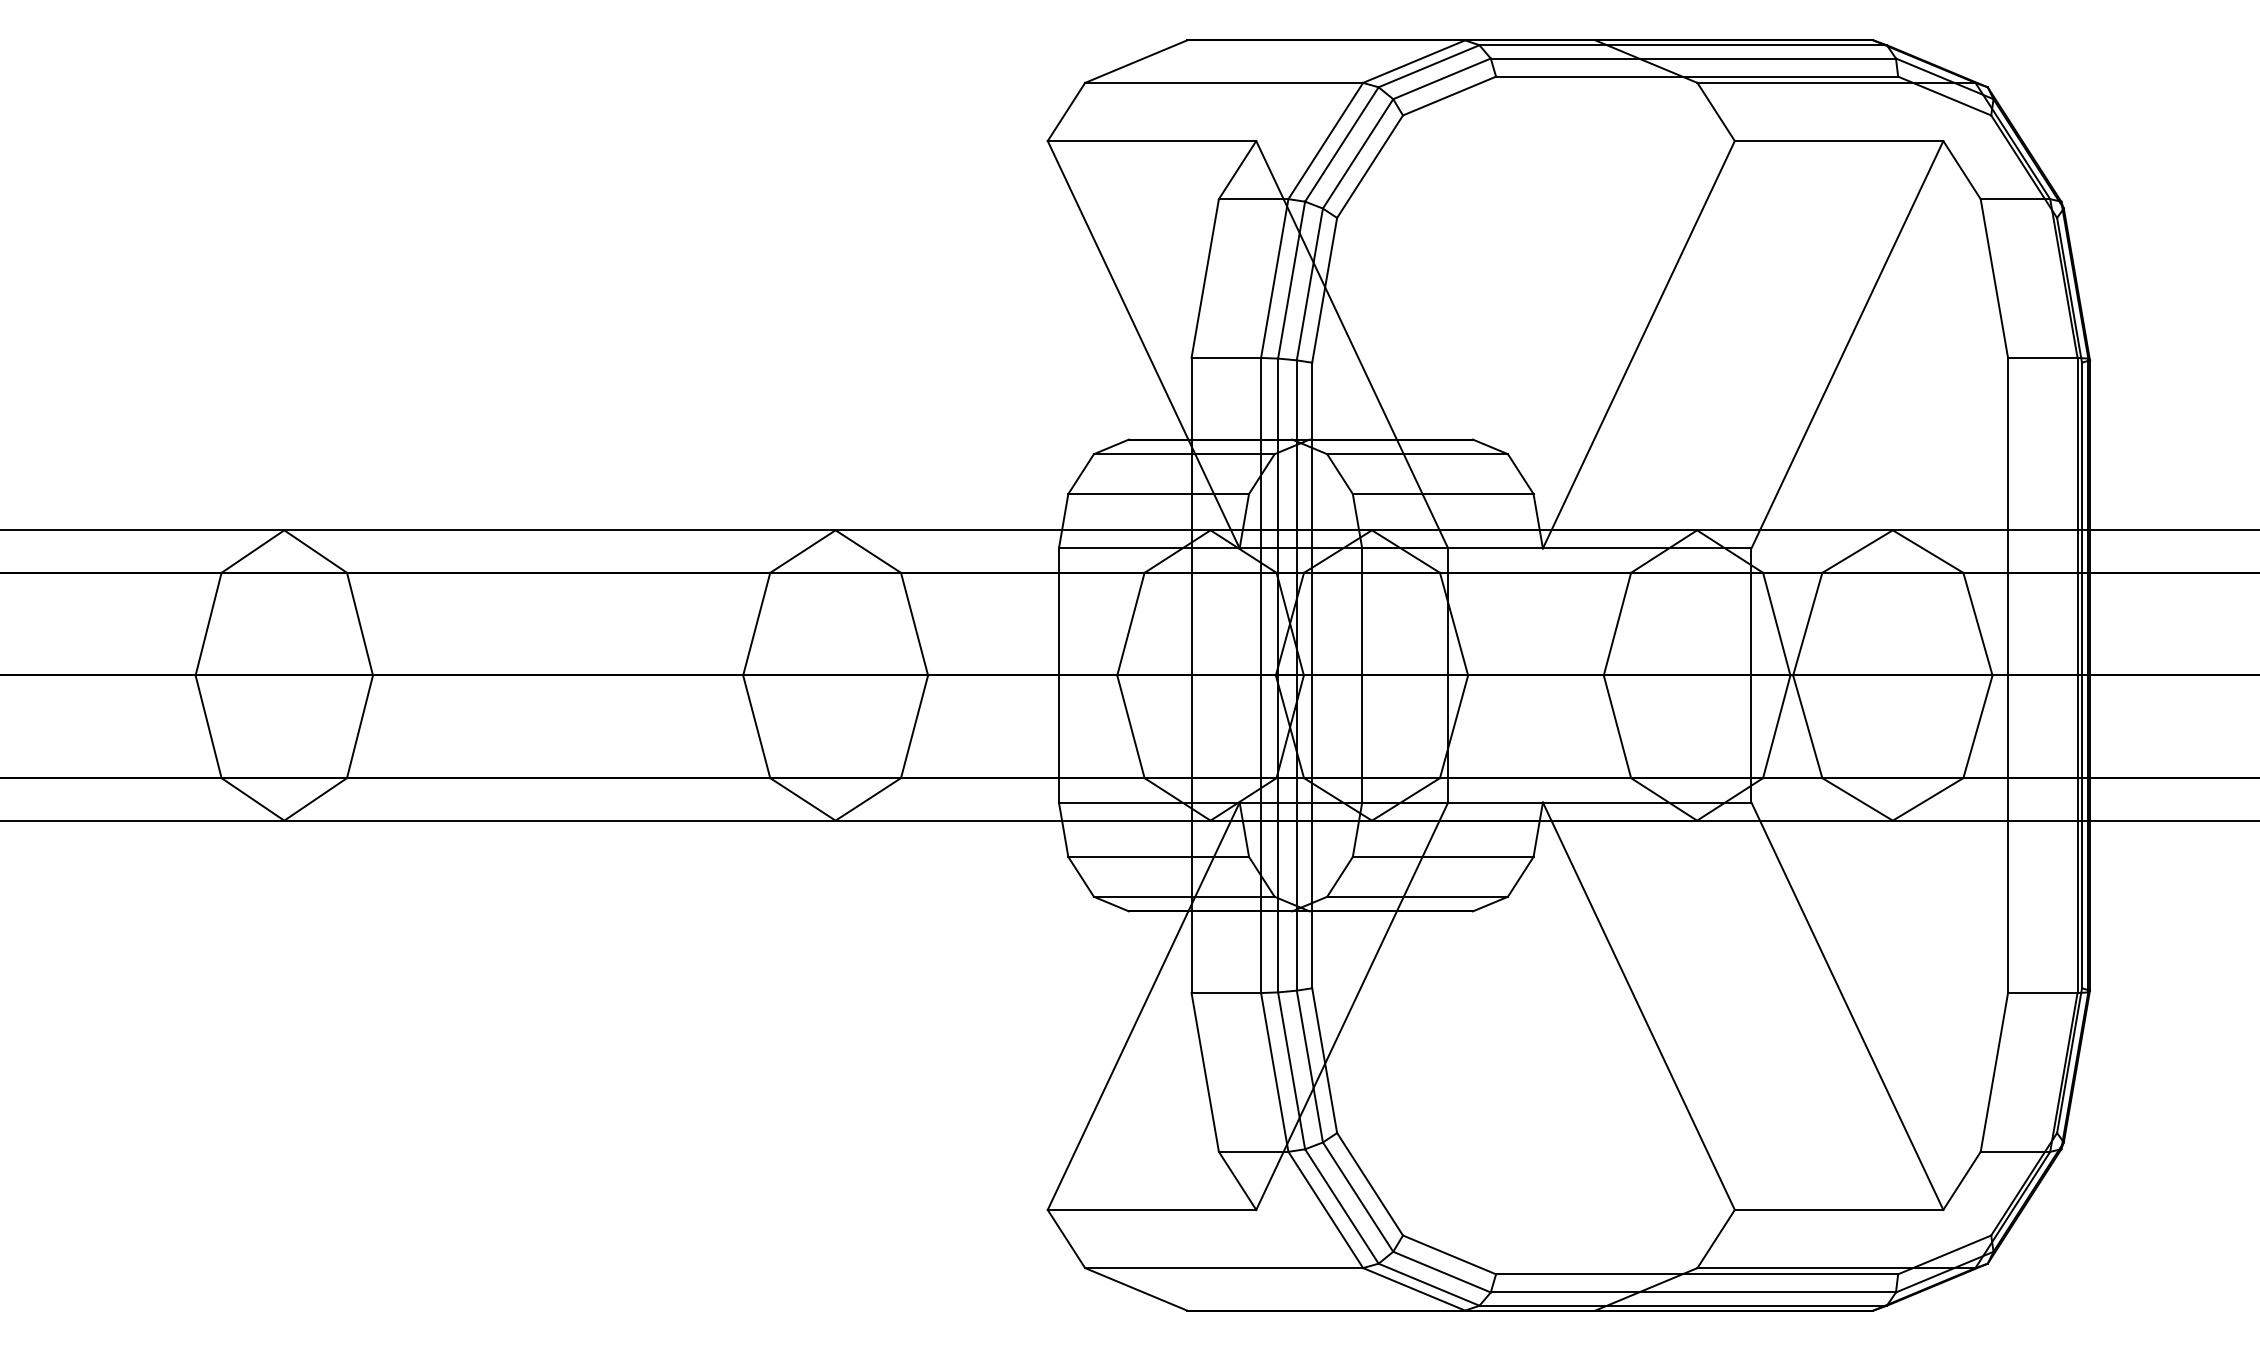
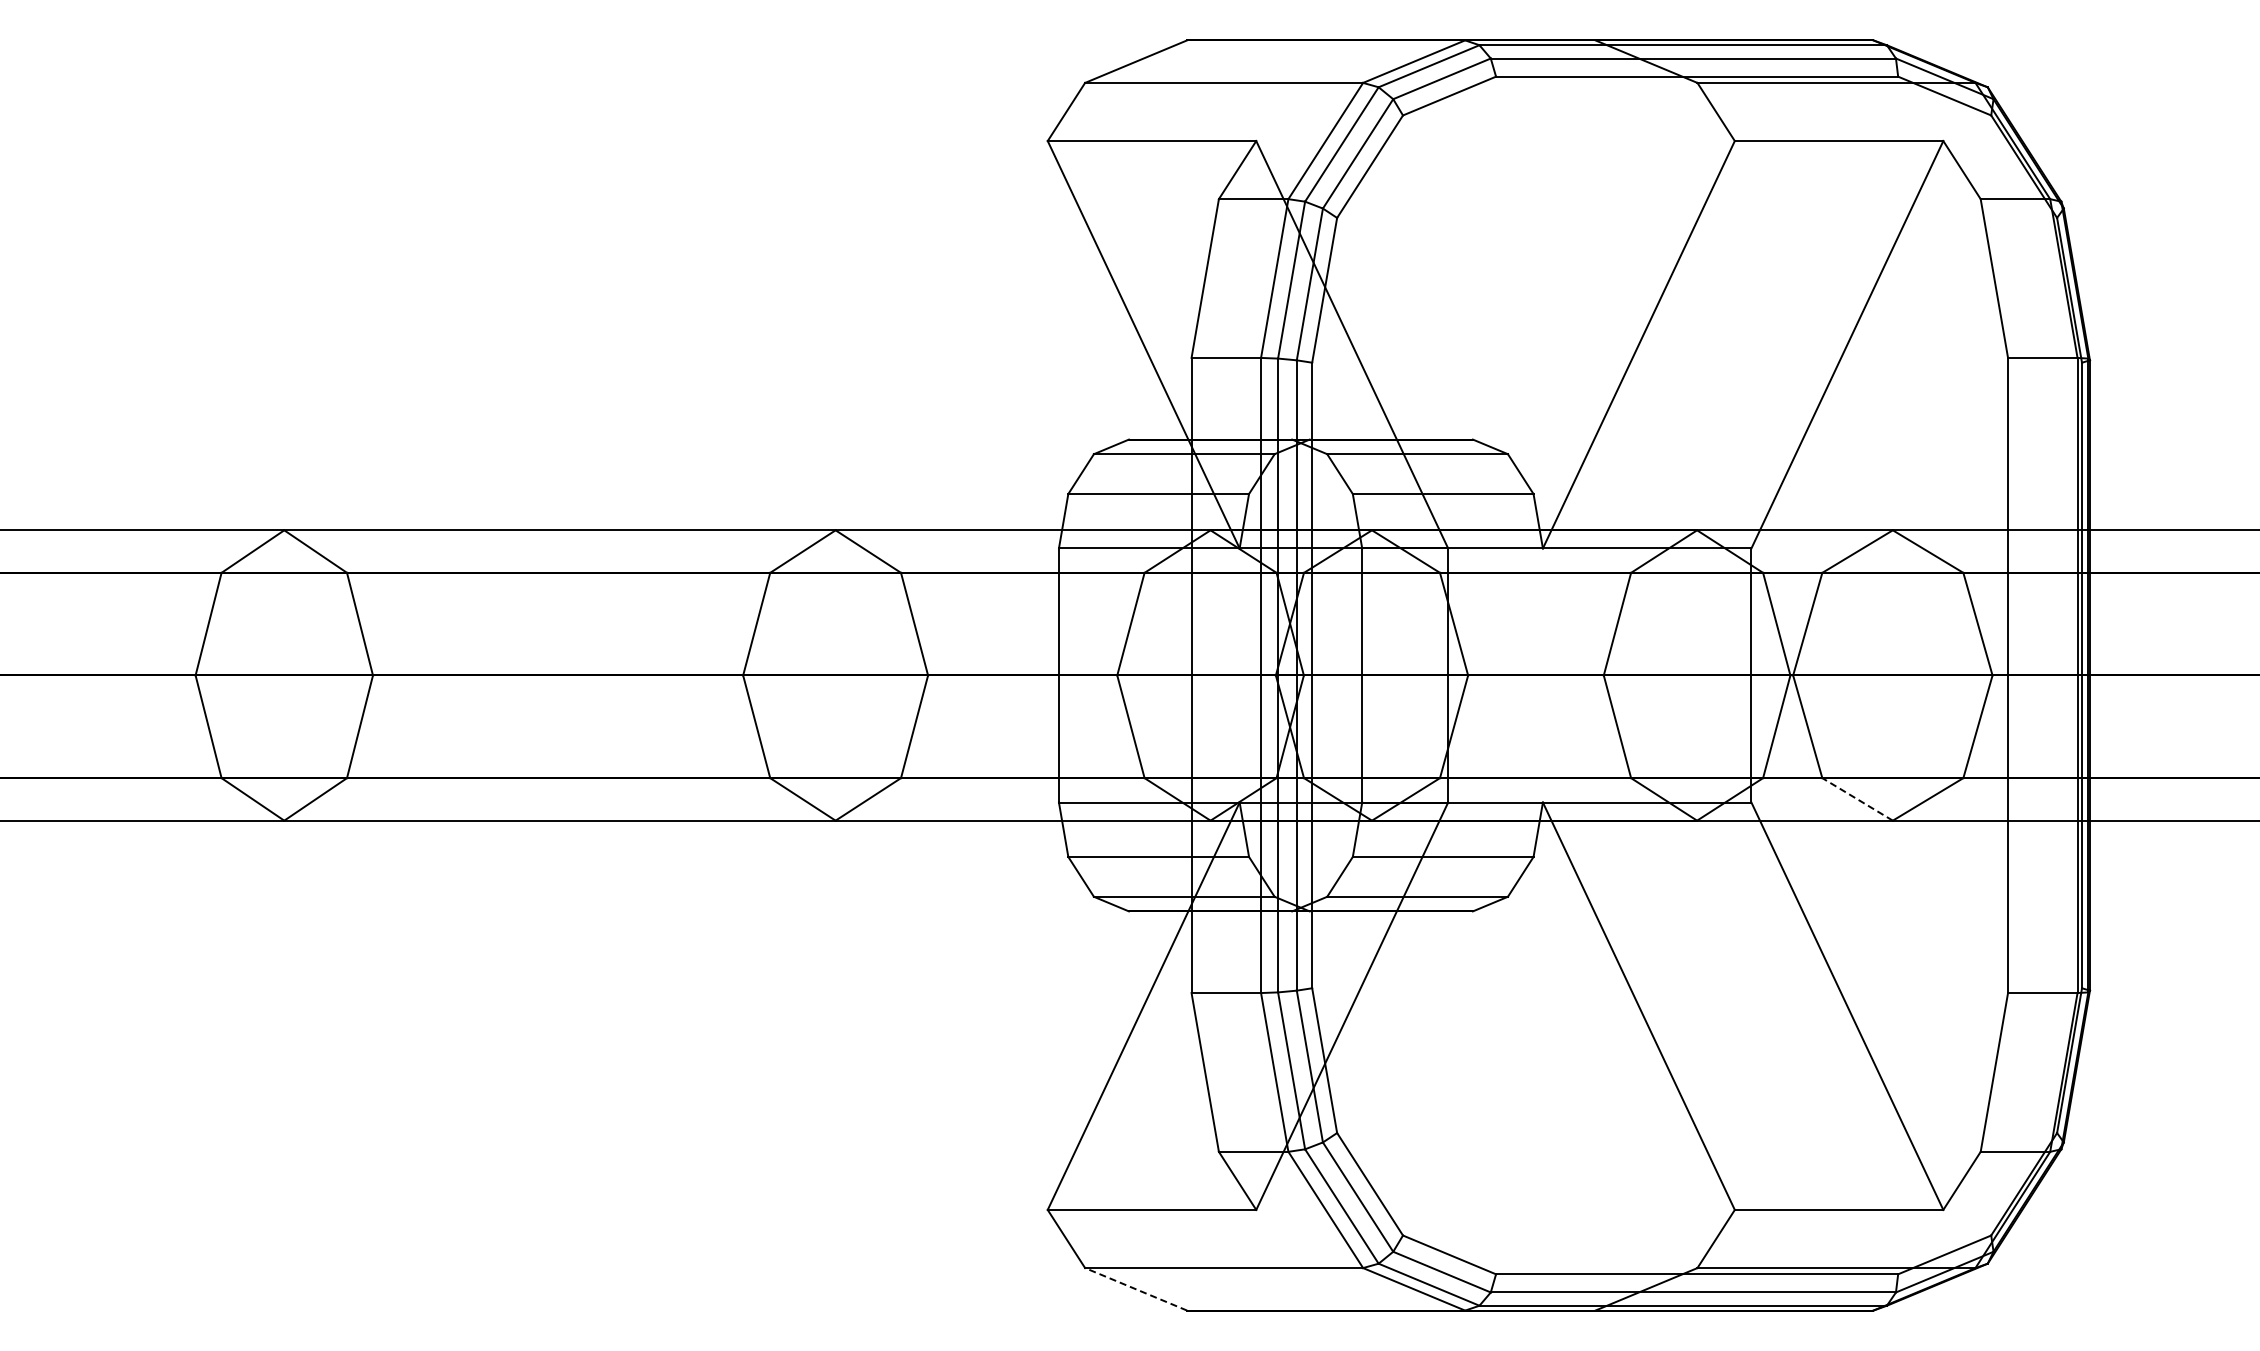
line: solid -> dashed (1857, 799)
line: solid -> dashed (1135, 1289)
